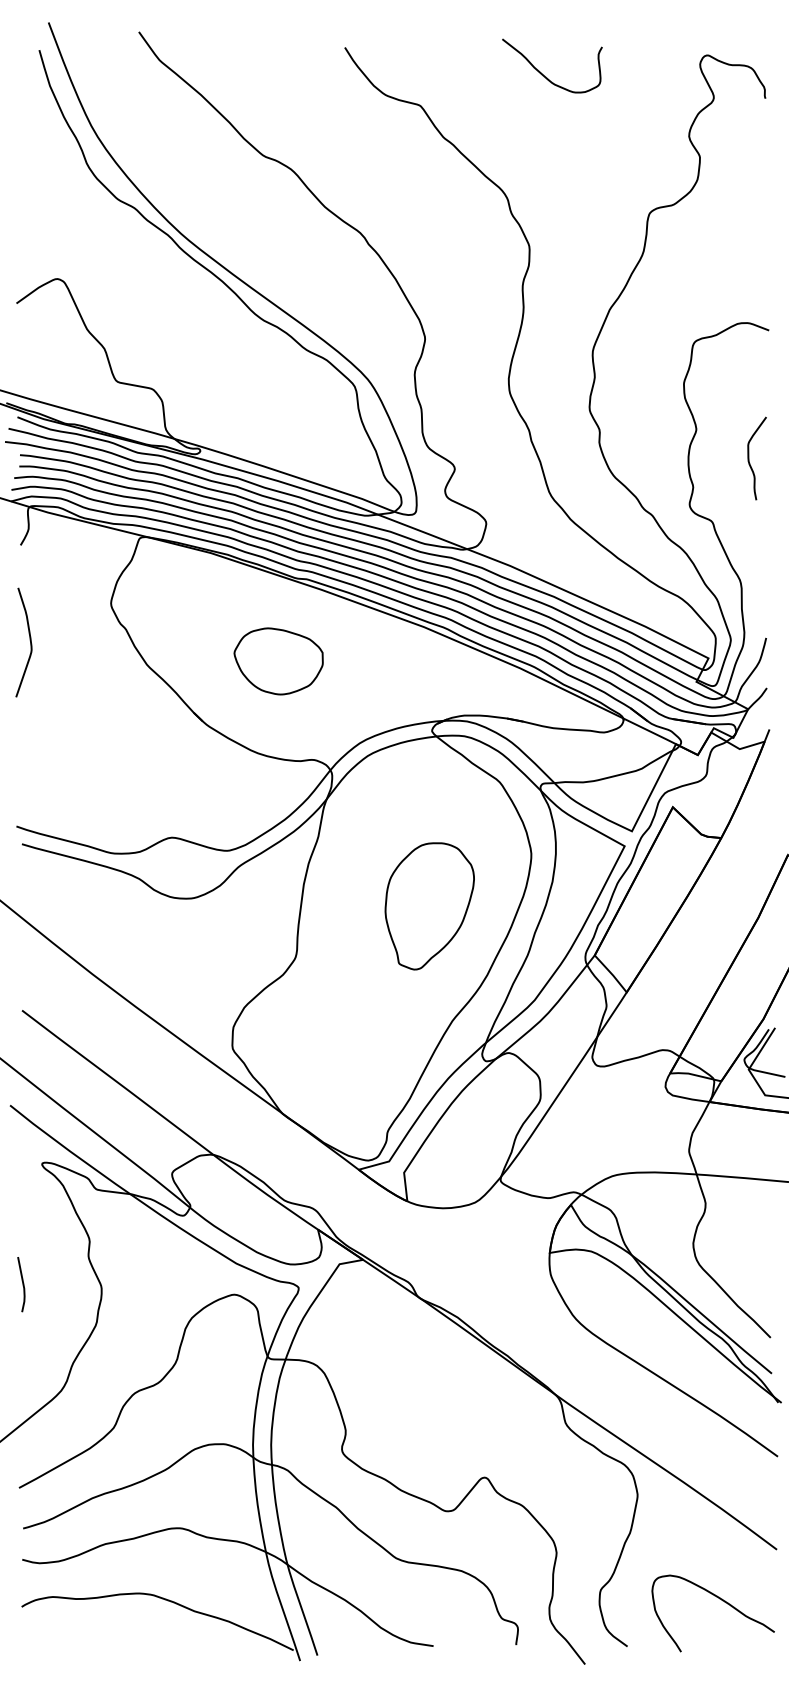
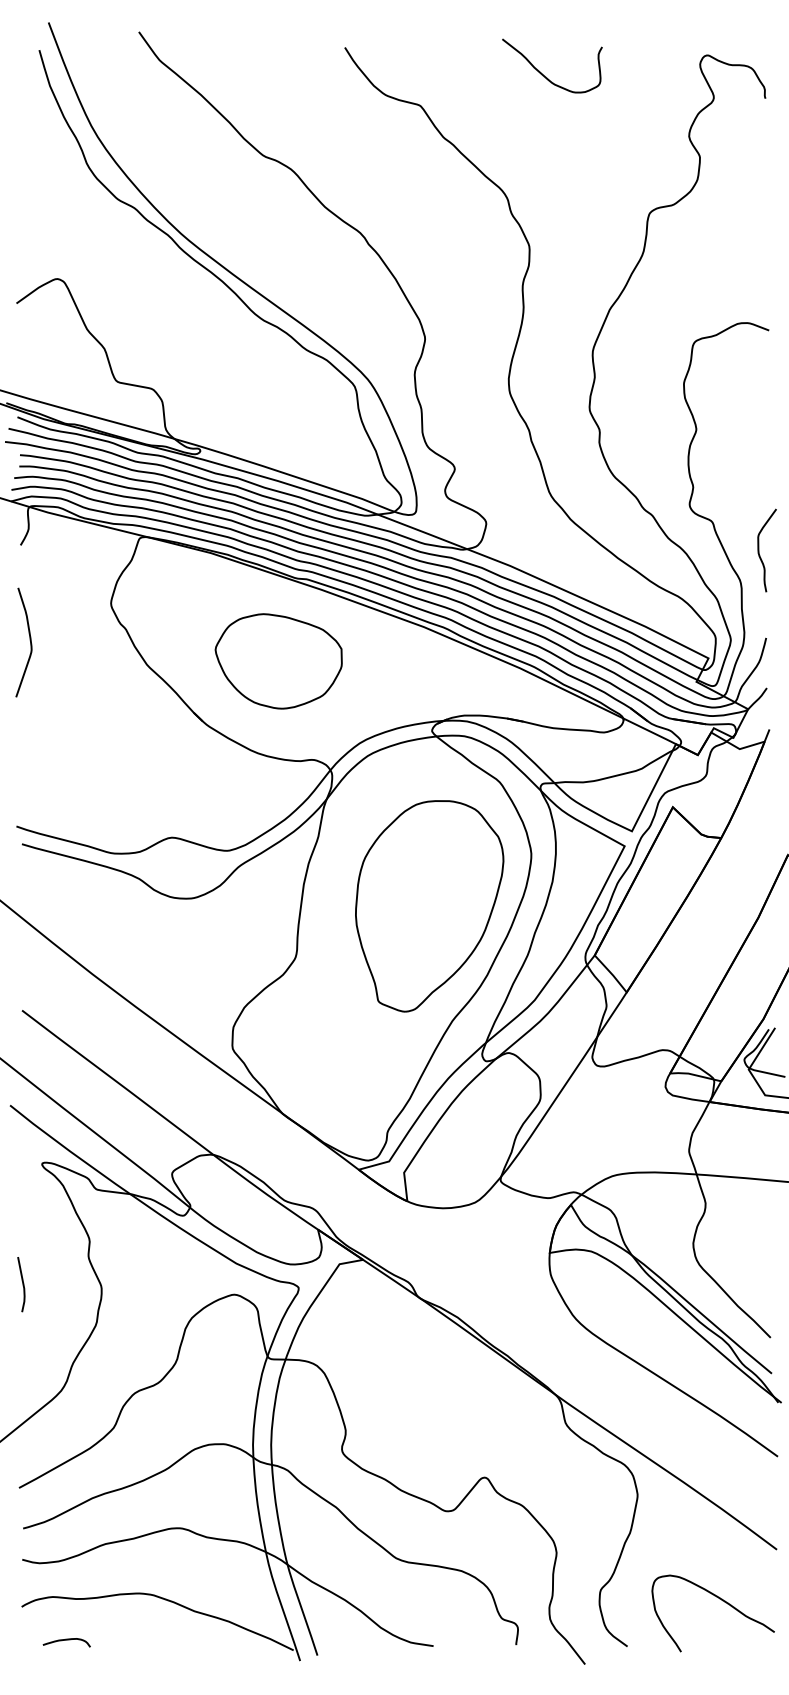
curve position: (749, 458) -> (759, 550) (759, 550)
part size: 91x69 px -> 129x97 px (278, 661)
part size: 91x129 px -> 150x213 px (429, 906)
curve: none -> present (66, 1640)
